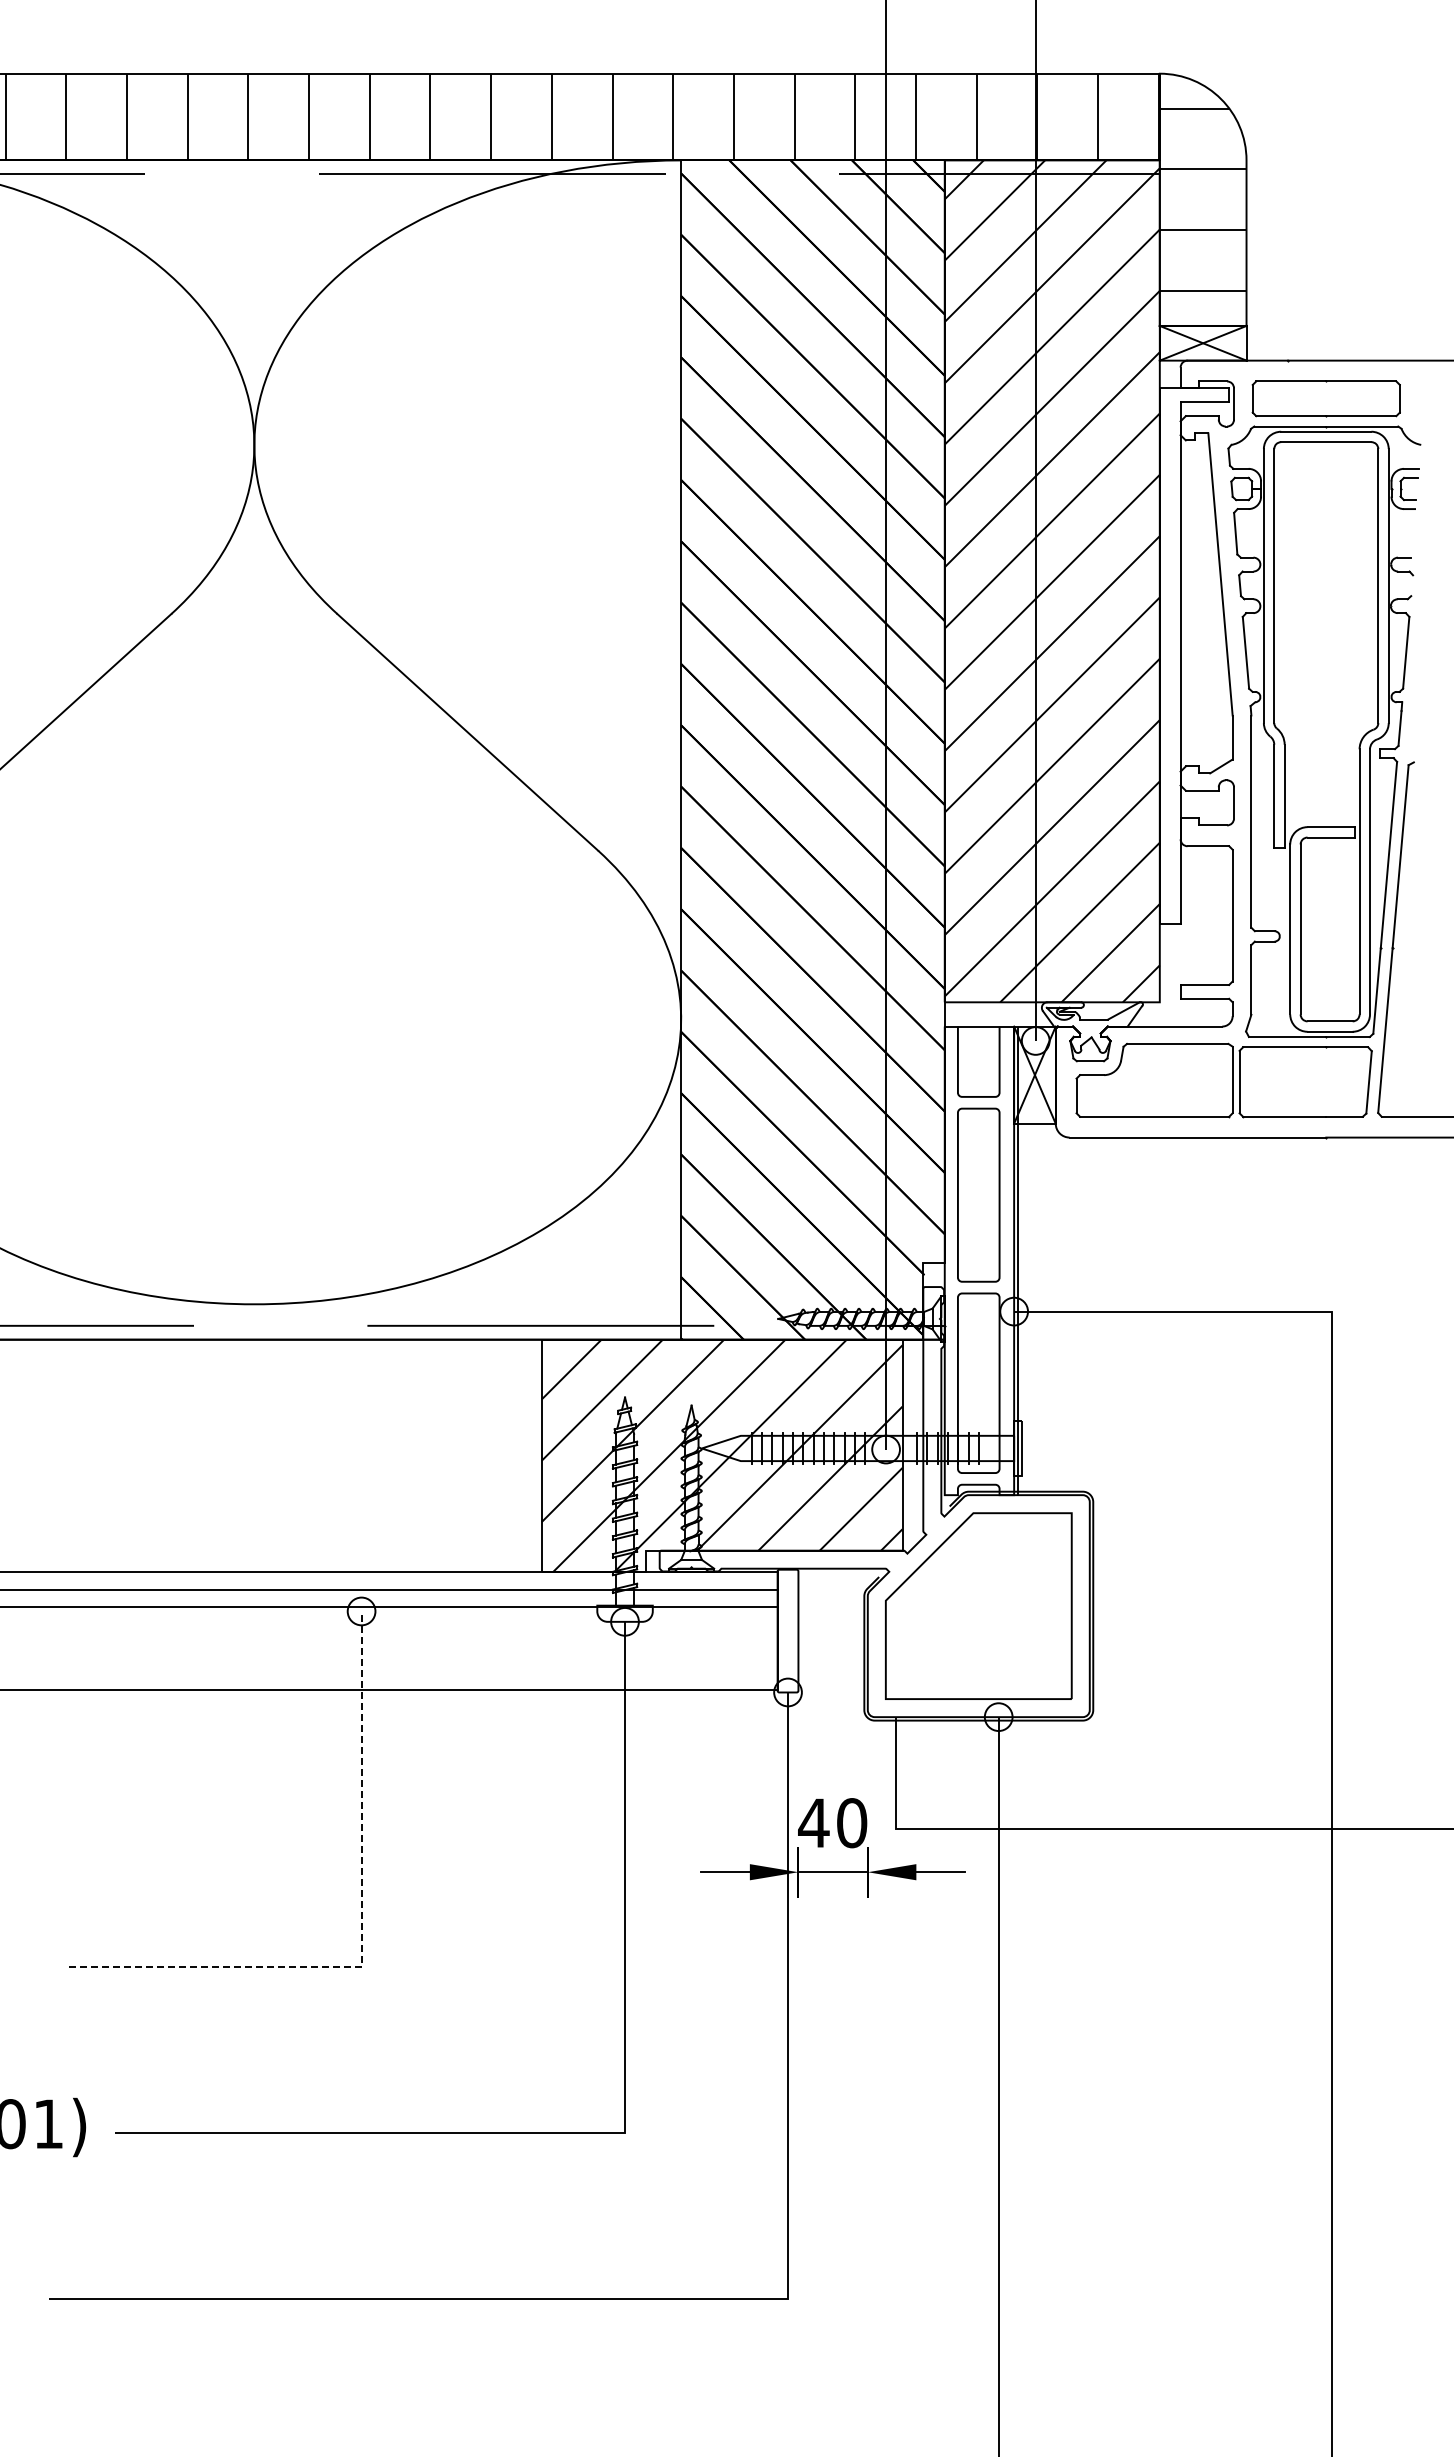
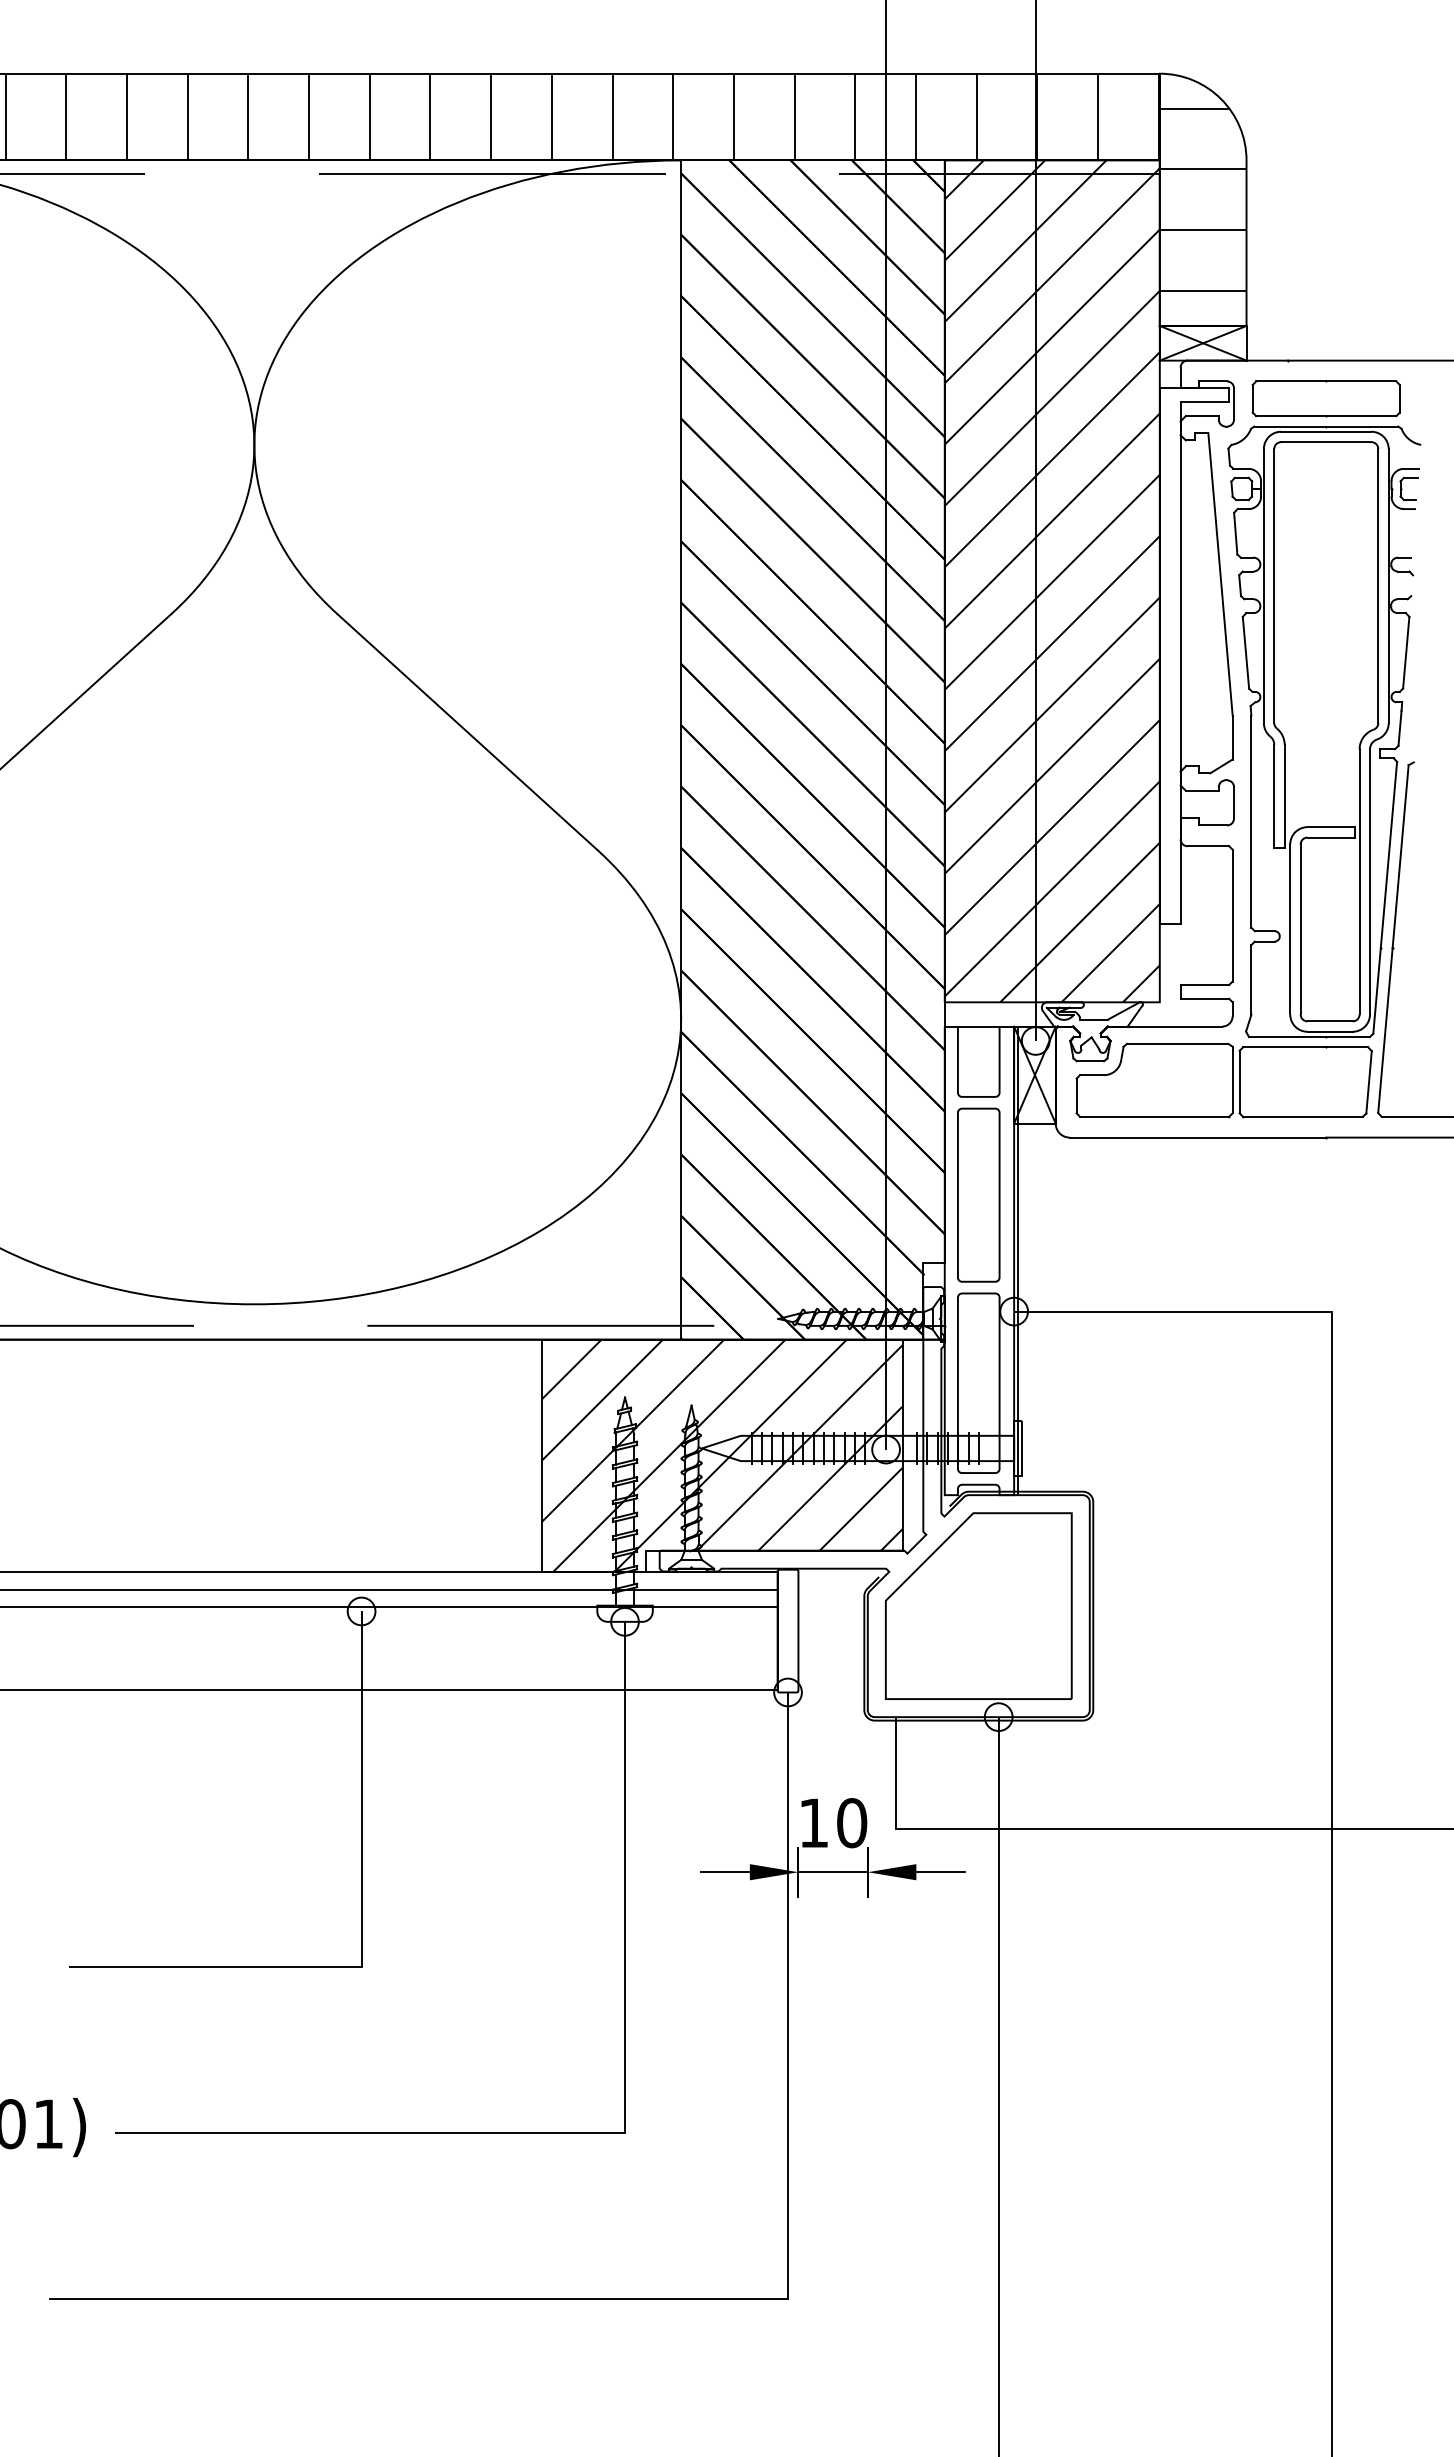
text: 40 -> 10 (813, 1822)
line: dashed -> solid (361, 1936)
